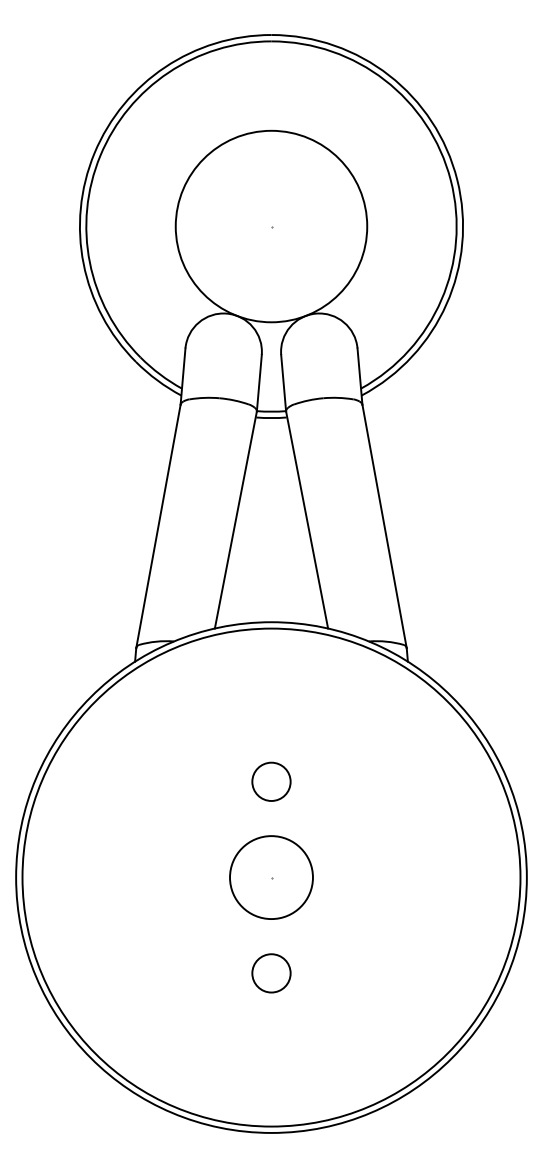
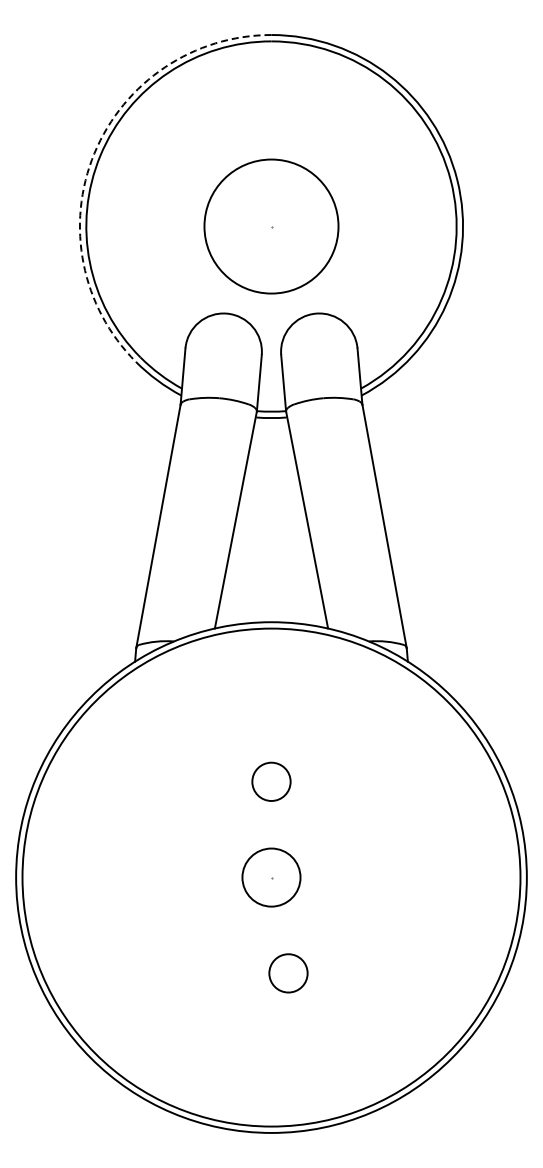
arc: solid -> dashed (94, 153)
circle diameter: 191 px -> 134 px (271, 226)
circle diameter: 83 px -> 58 px (271, 877)
circle position: (271, 973) -> (288, 973) (288, 973)
